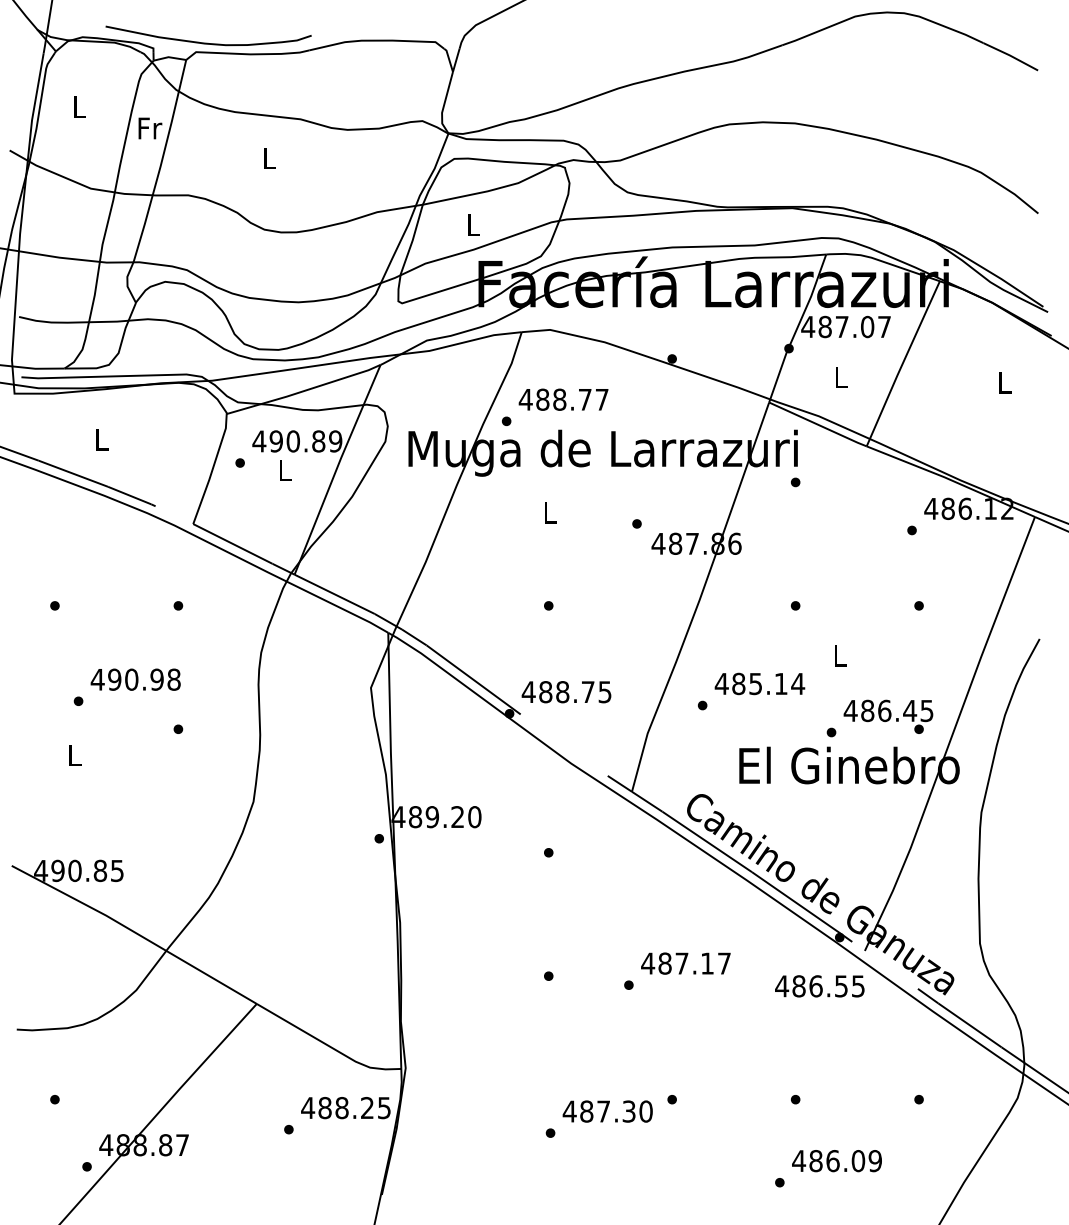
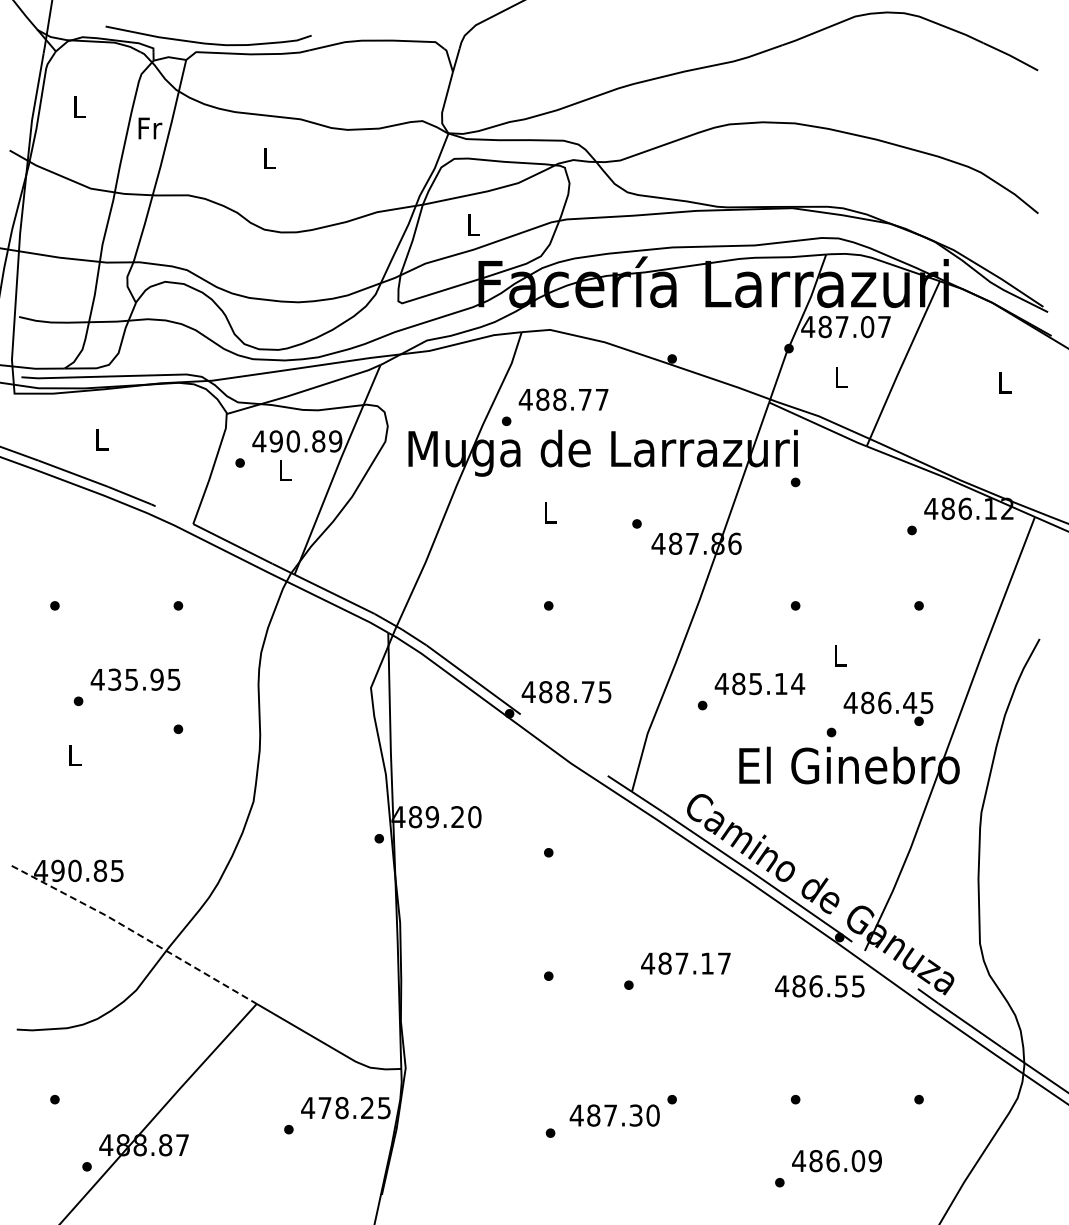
text: 490.98 -> 435.95 (144, 679)
text position: (888, 716) -> (888, 708) (888, 708)
line: solid -> dashed (135, 932)
text: 488.25 -> 478.25 (324, 1107)
text position: (607, 1111) -> (614, 1115) (614, 1115)
